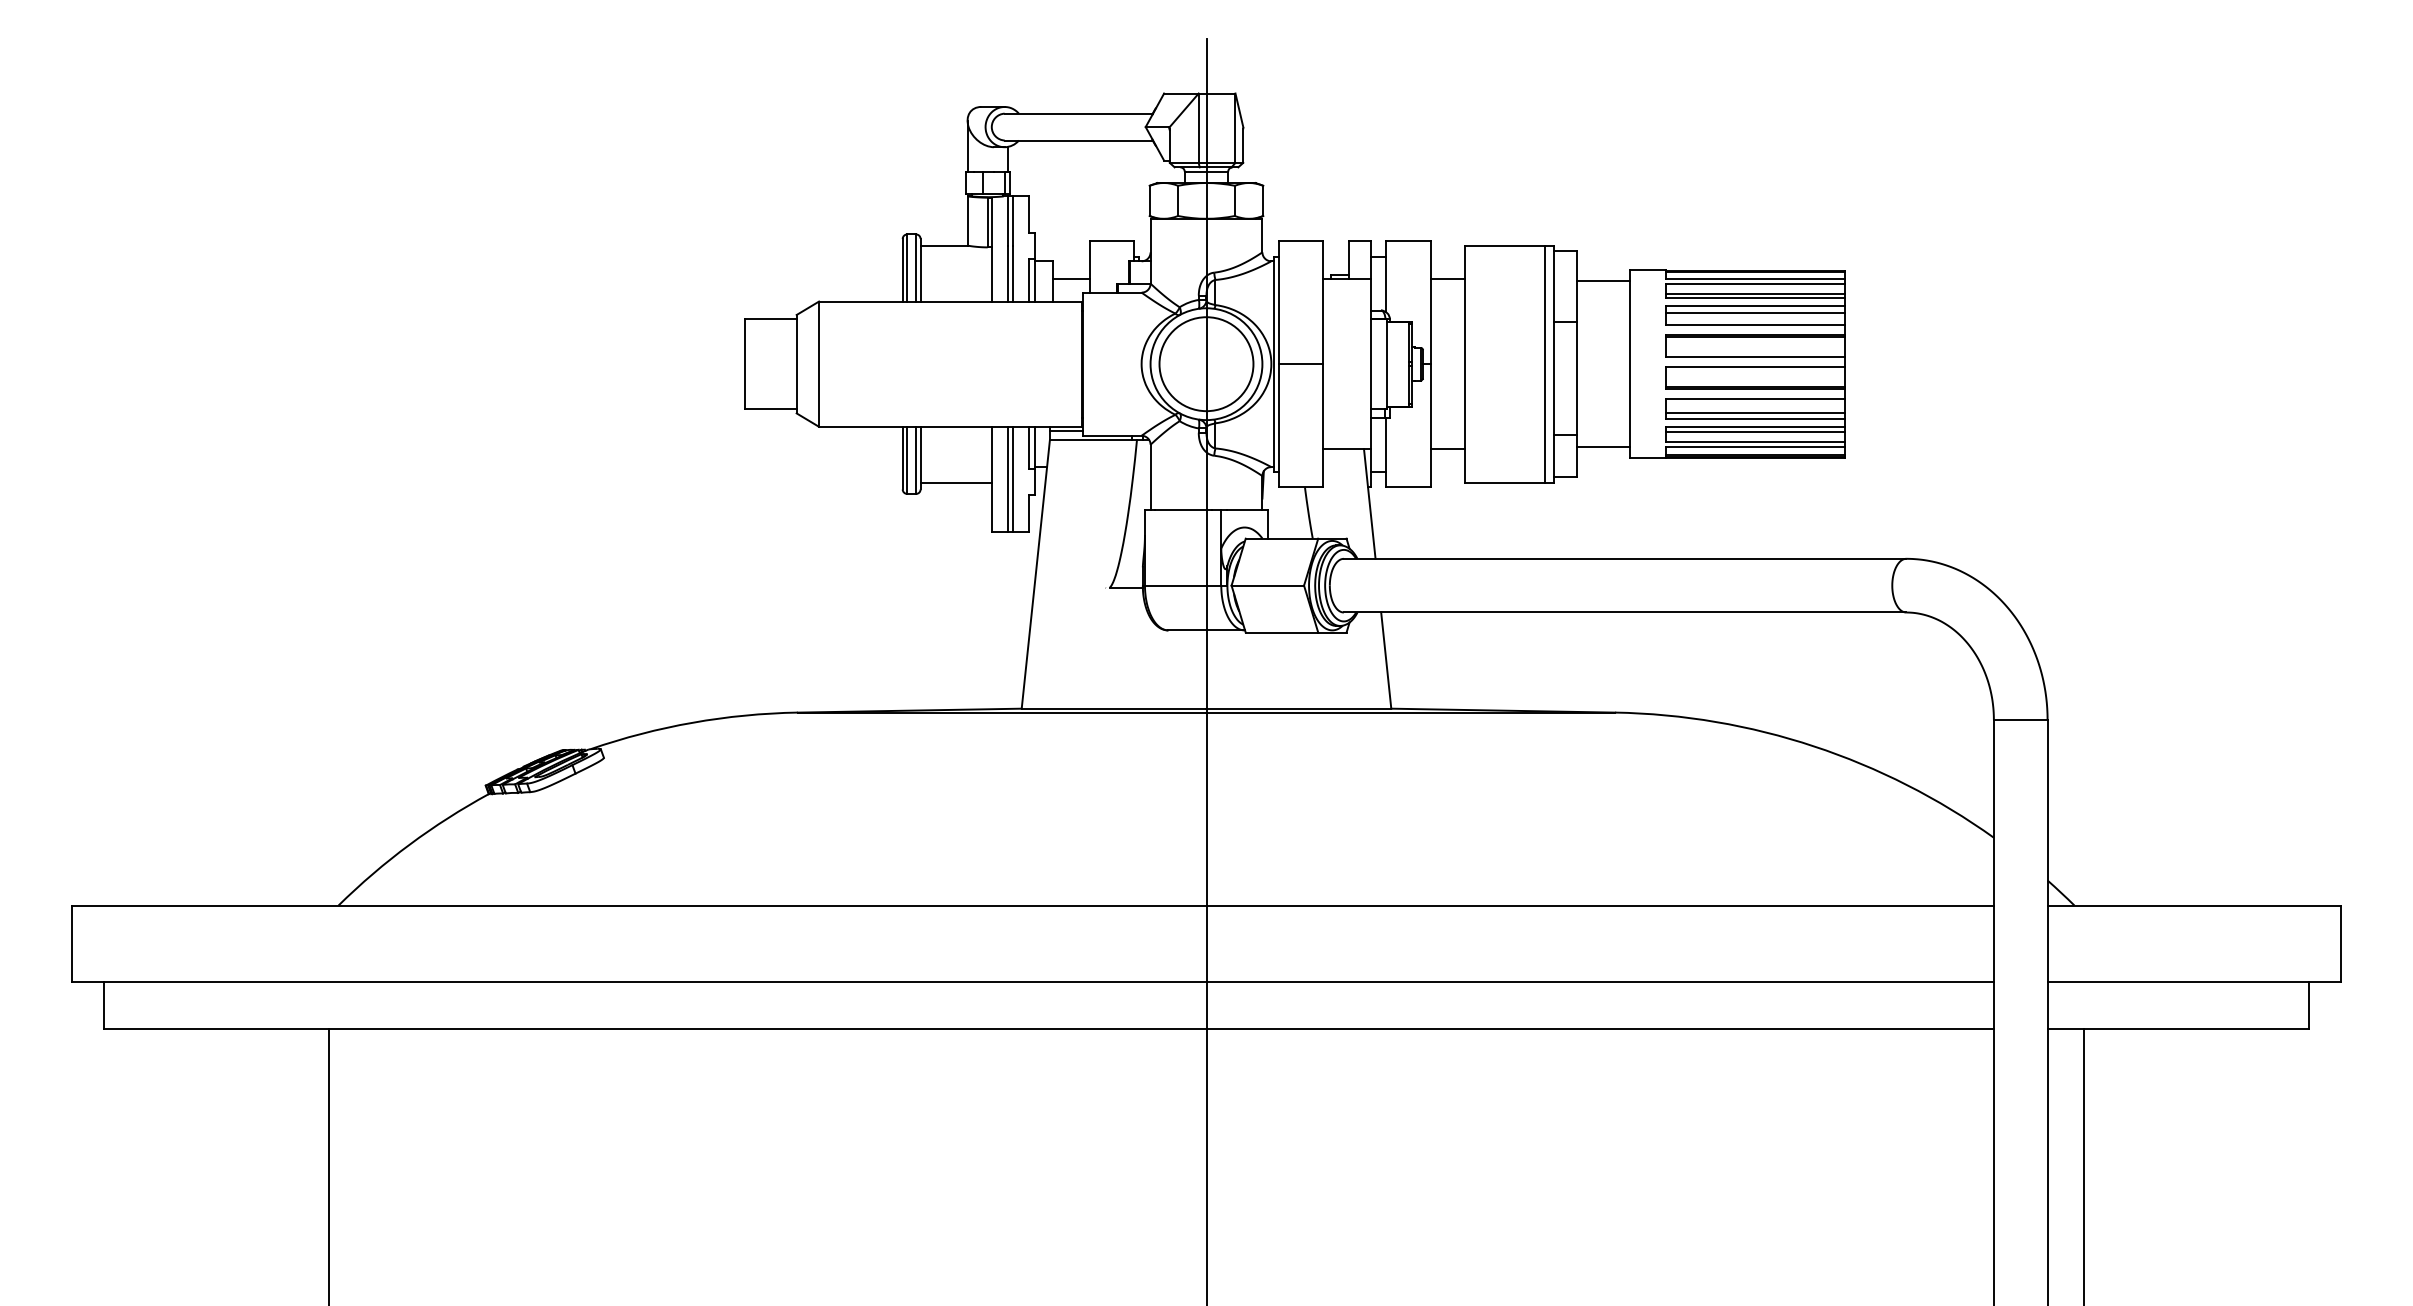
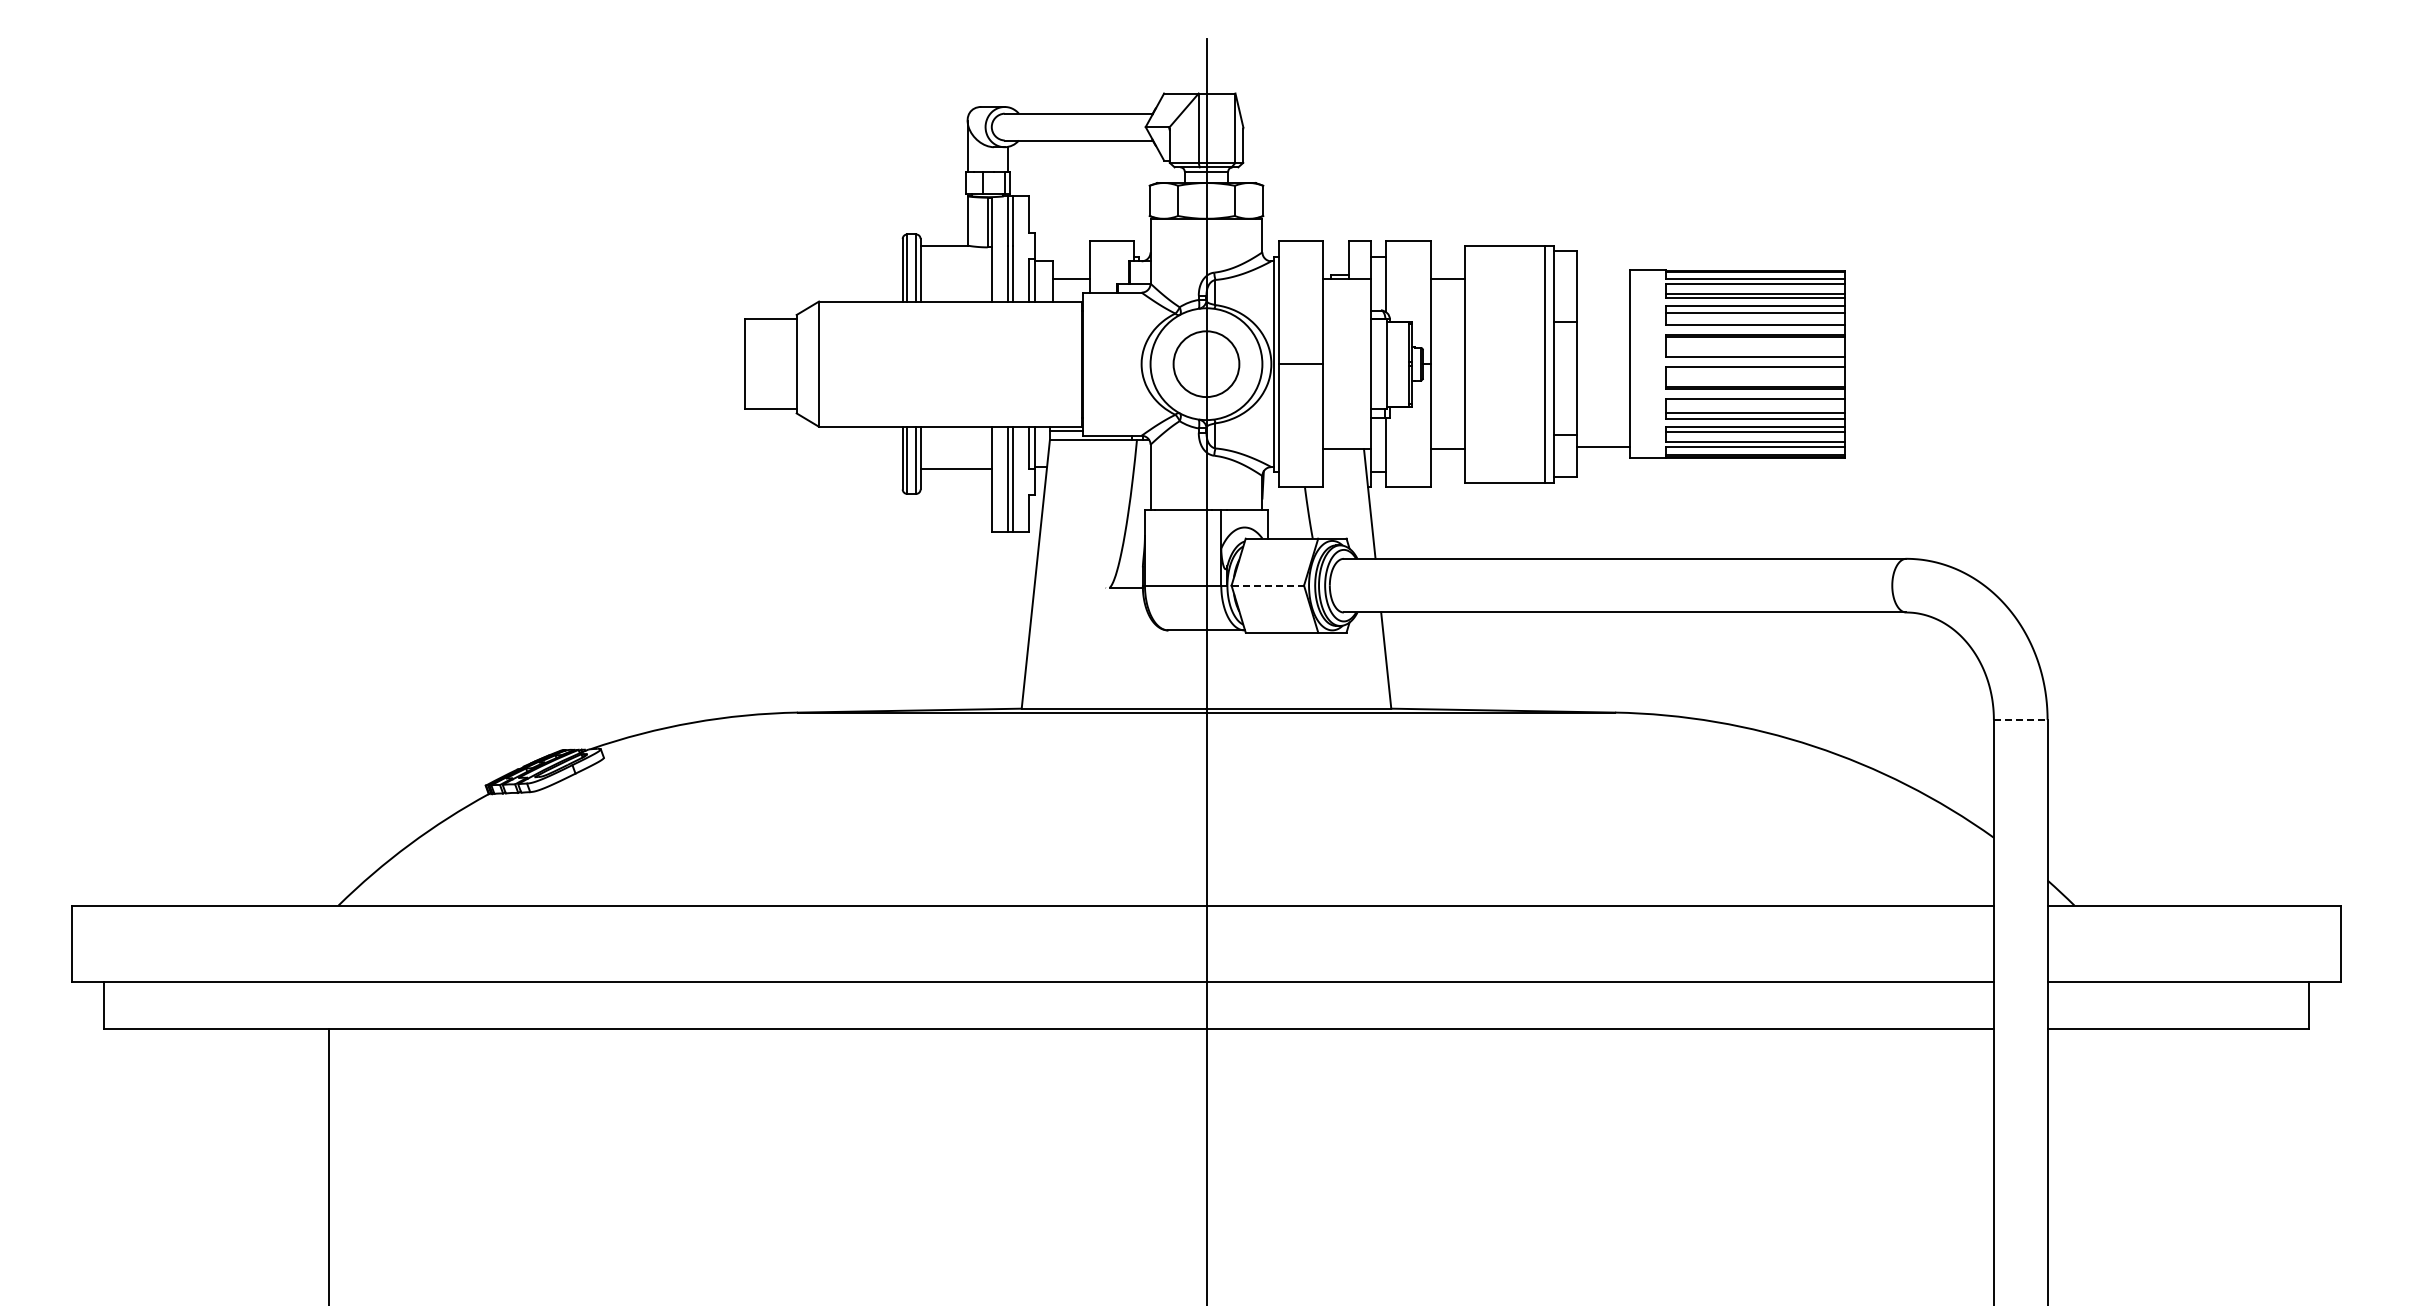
line: present -> none (1603, 281)
circle diameter: 94 px -> 66 px (1206, 364)
line position: (956, 482) -> (956, 468) (956, 468)
line: solid -> dashed (1268, 585)
line: solid -> dashed (2020, 719)
line: present -> none (2083, 1165)
